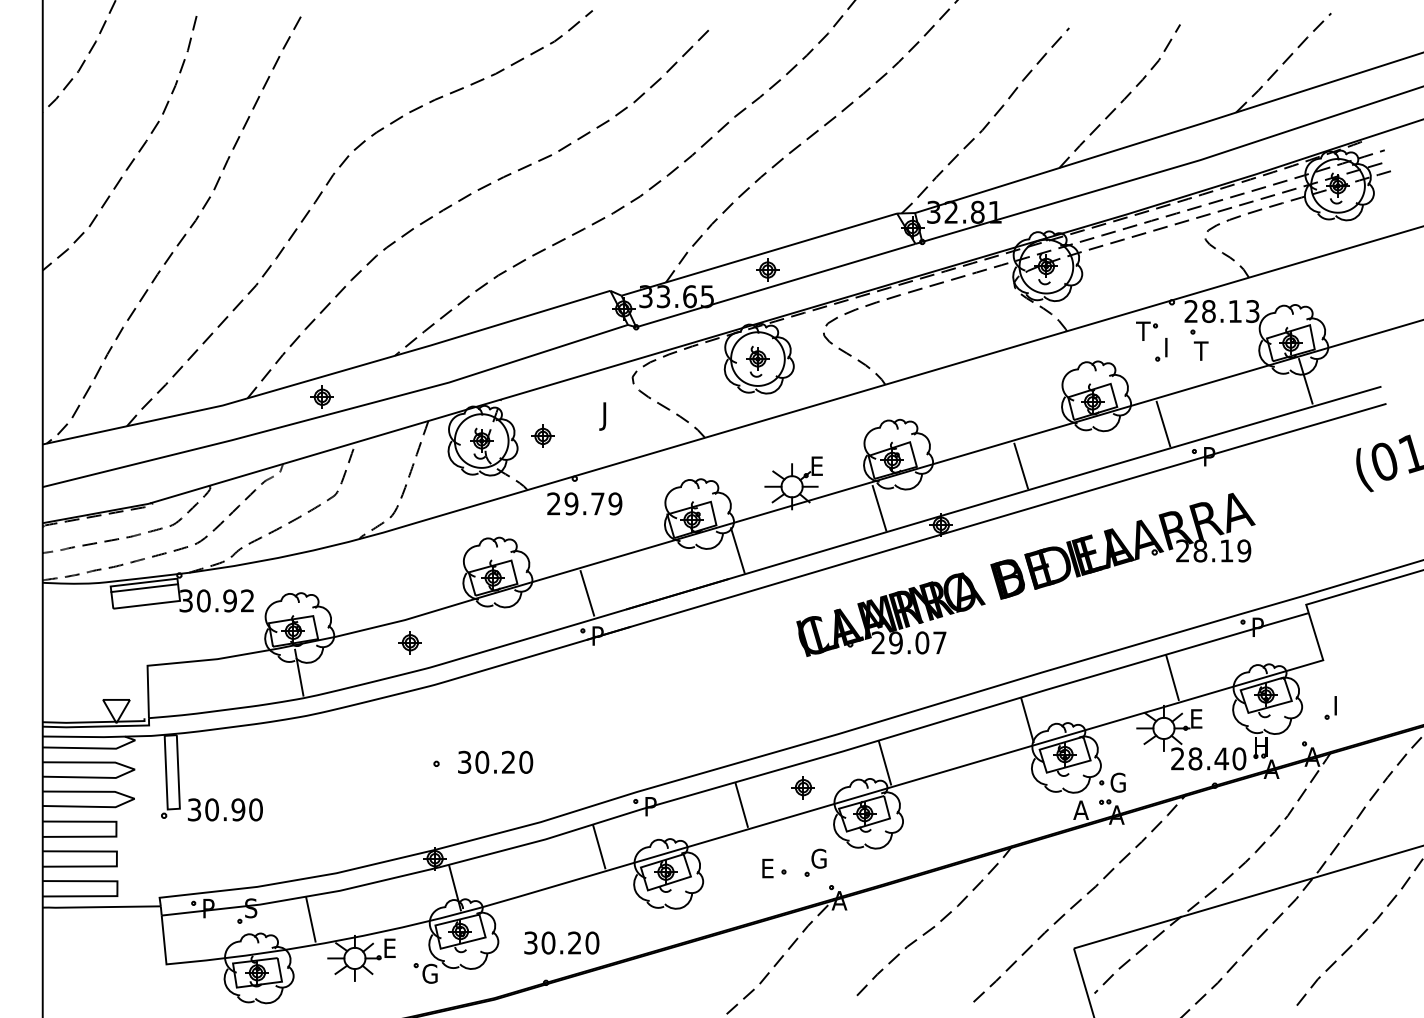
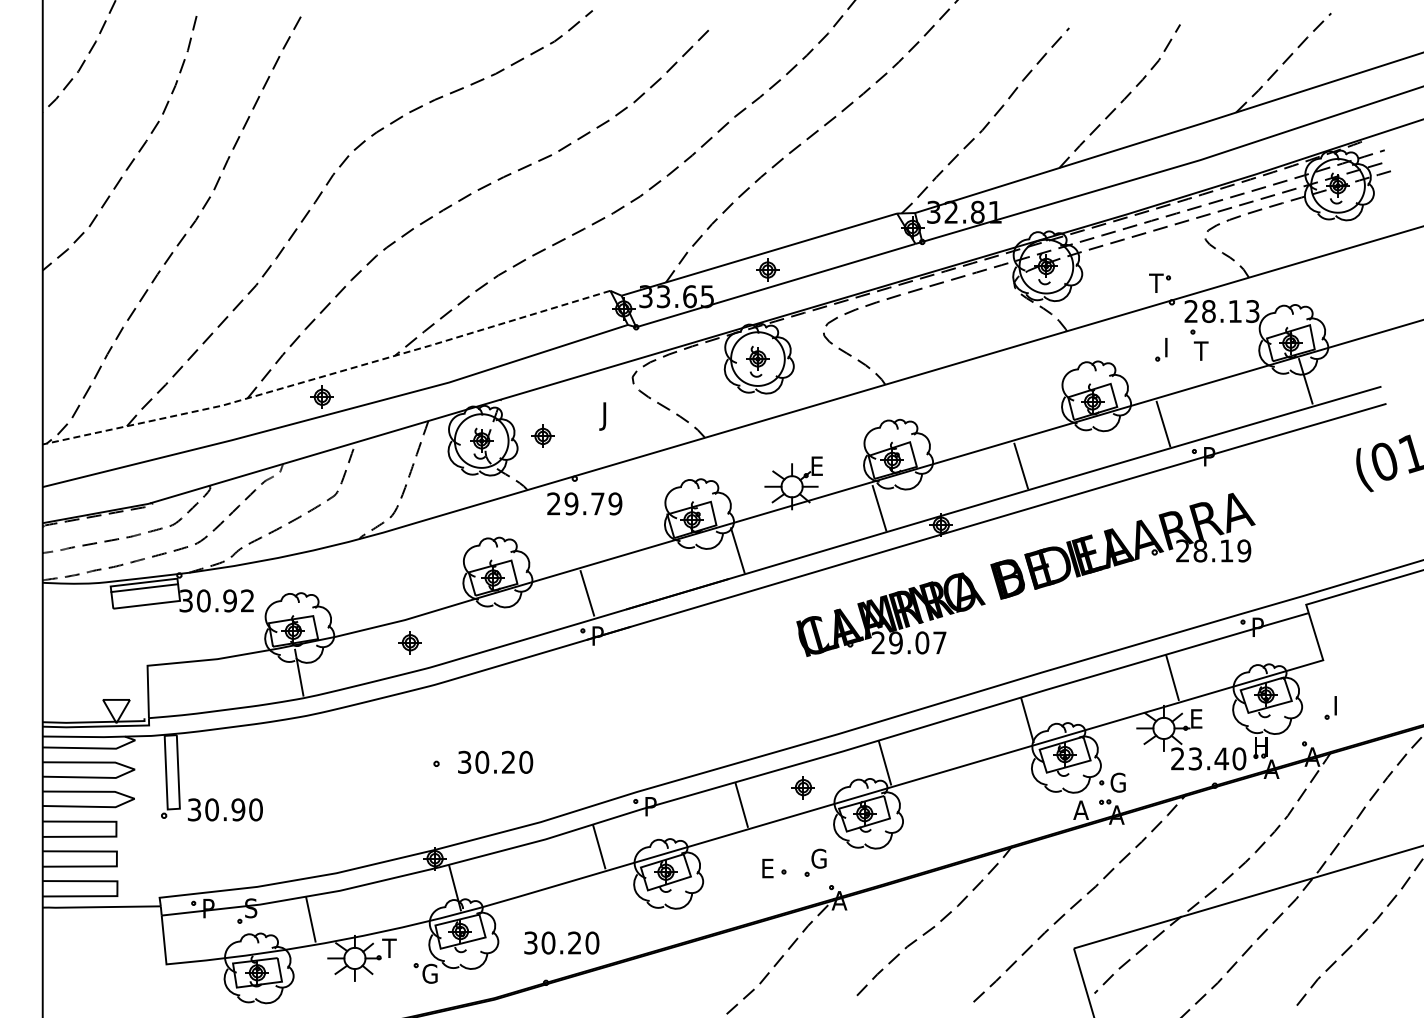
part position: (1146, 330) -> (1159, 282) (1159, 282)
line: solid -> dashed (328, 375)
text: 28.40 -> 23.40 (1195, 758)
text: E -> T (389, 947)
